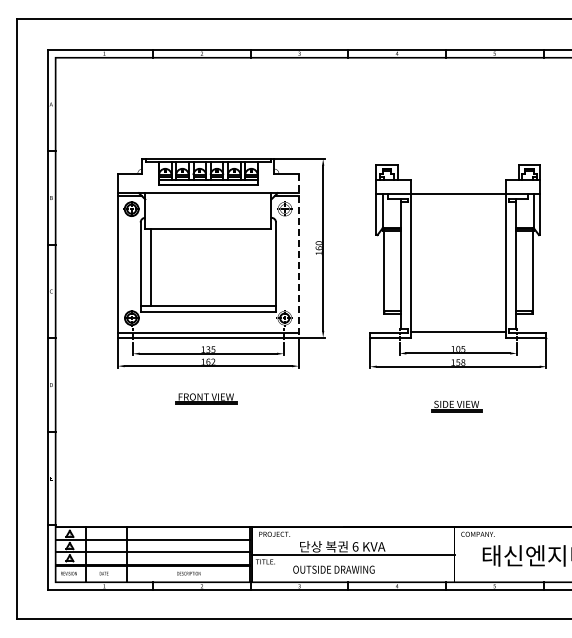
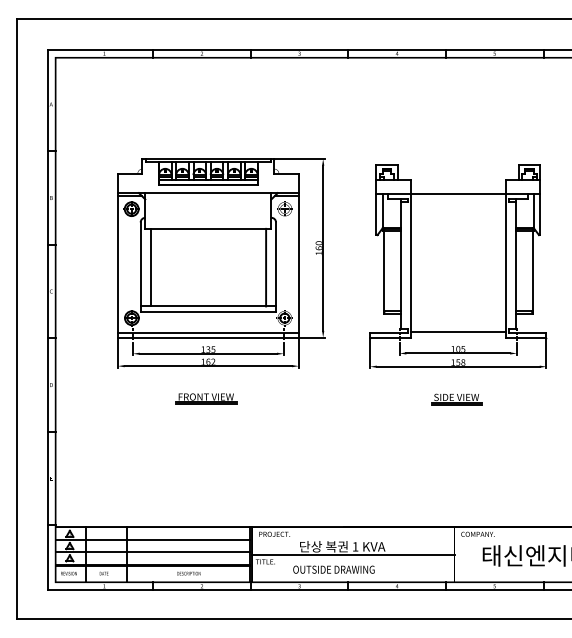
line: dashed -> solid (298, 255)
line: none -> present (266, 267)
part position: (456, 406) -> (456, 399) (456, 399)
text: 6 -> 1 (355, 546)
